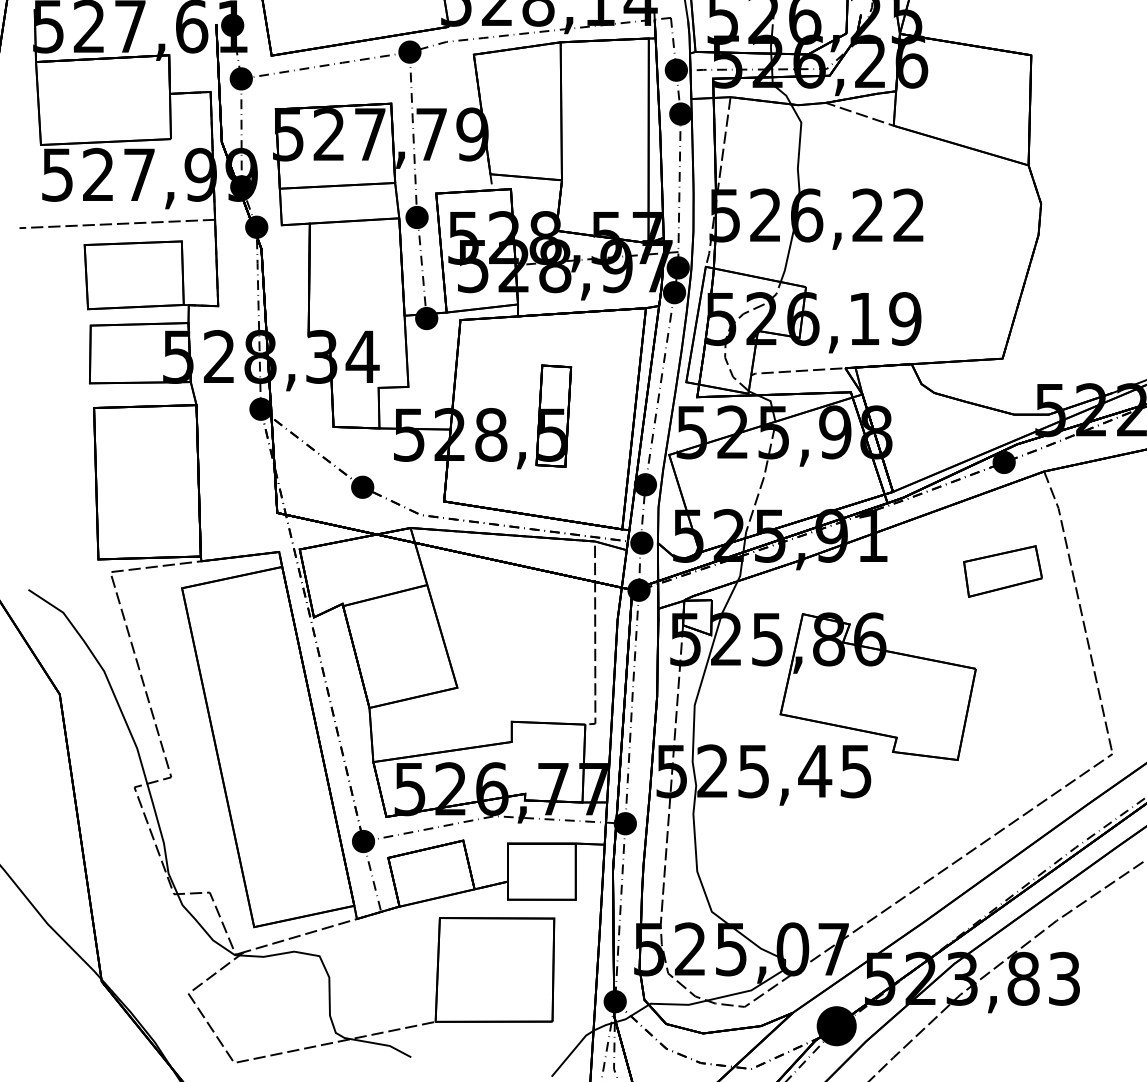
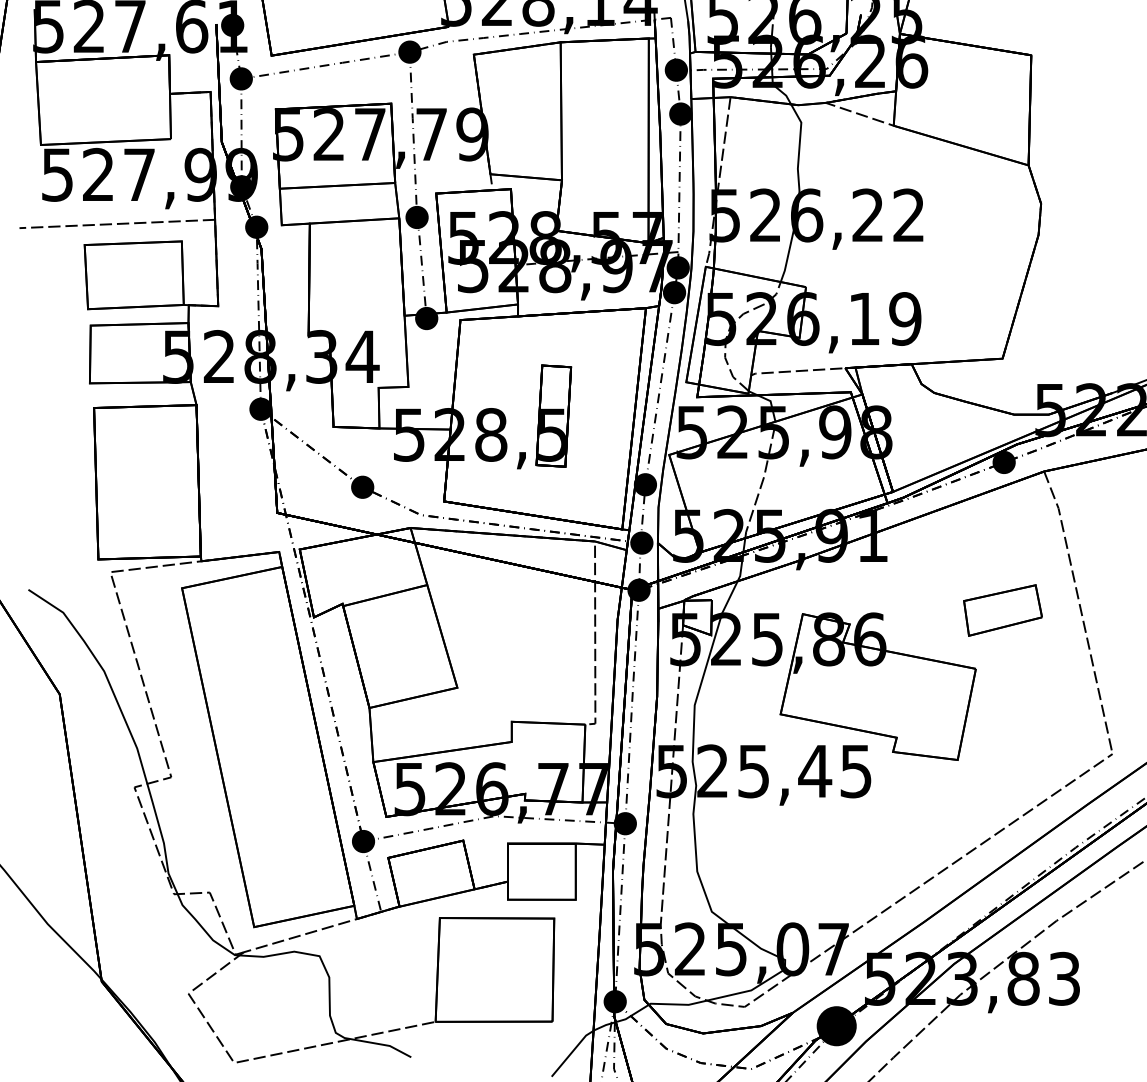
part position: (1002, 571) -> (1002, 610) (1002, 610)
